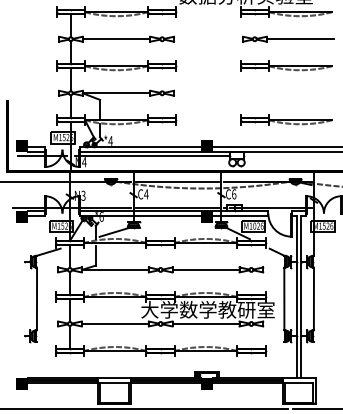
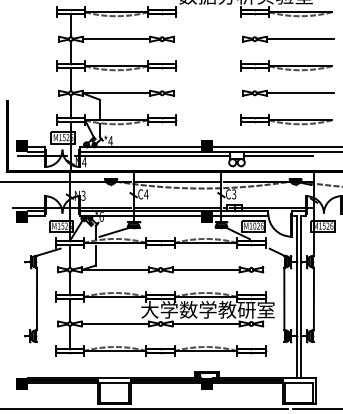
part: none -> present (288, 92)
line: none -> present (278, 155)
text: C6 -> C3 (234, 194)
